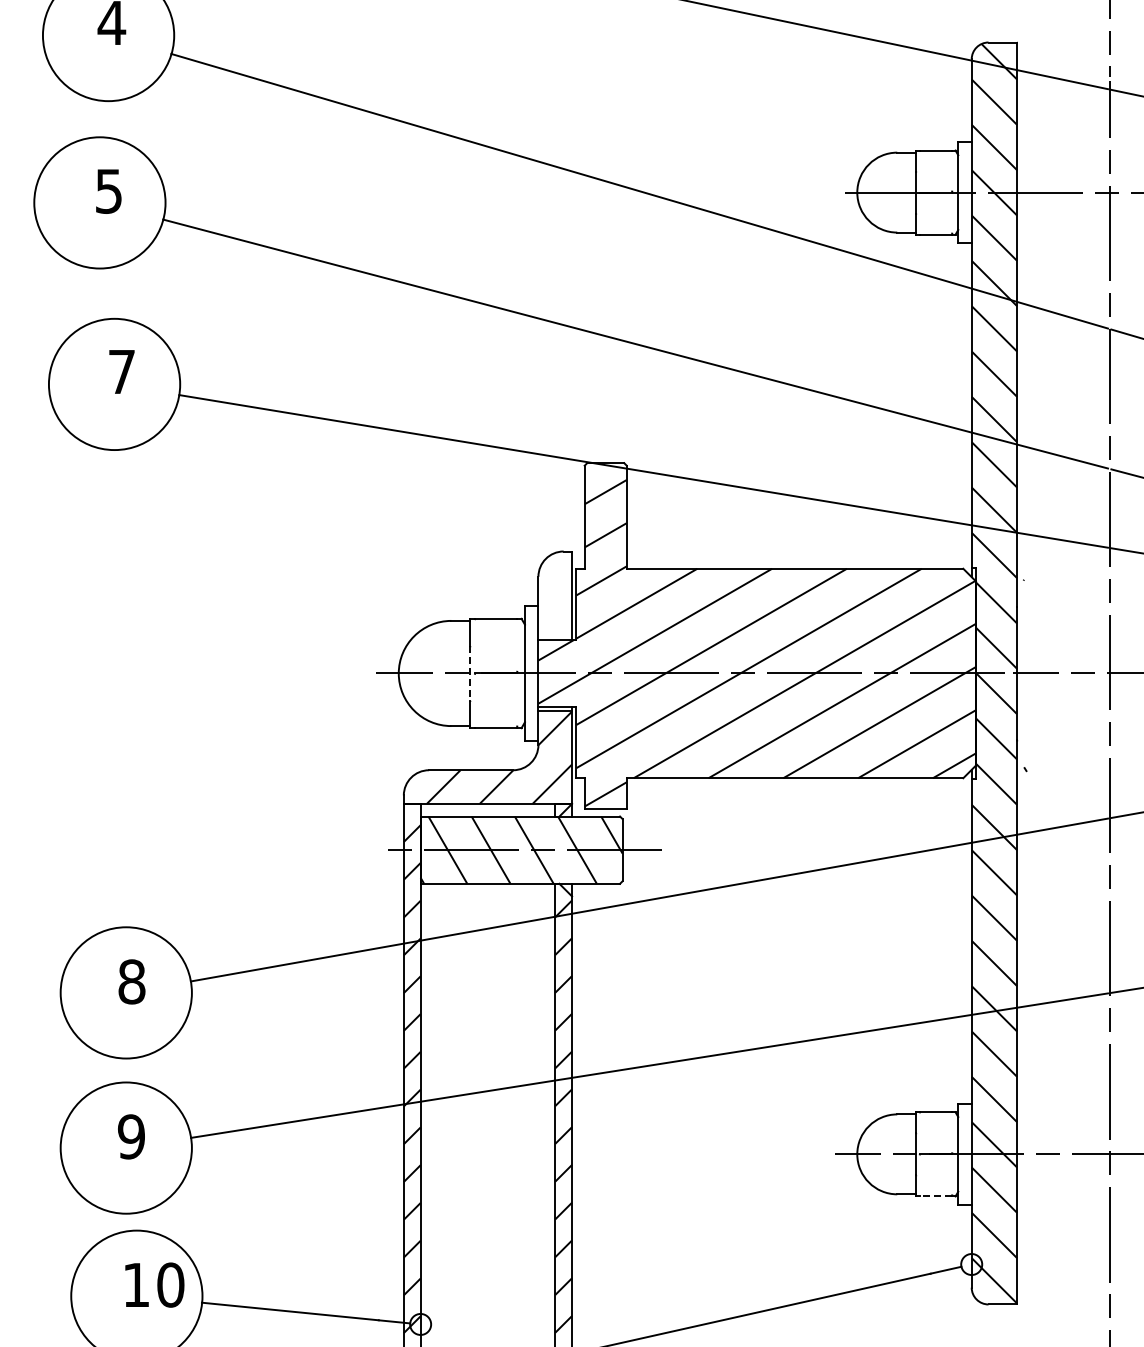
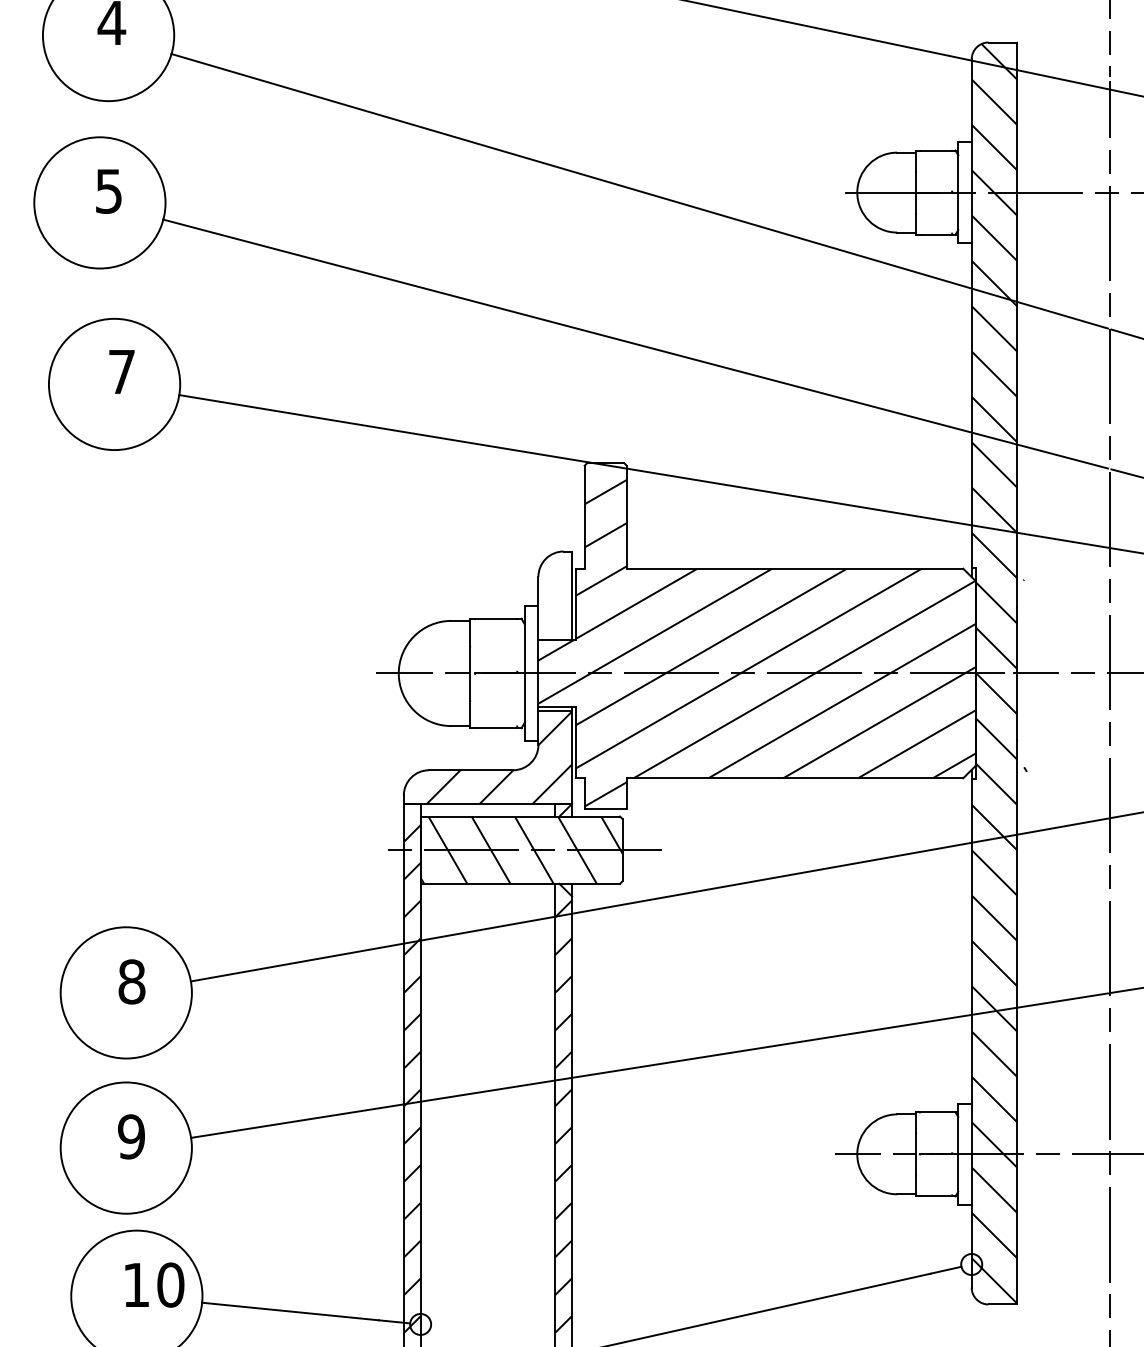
line: dashed -> solid (470, 673)
line: dashed -> solid (935, 1196)
